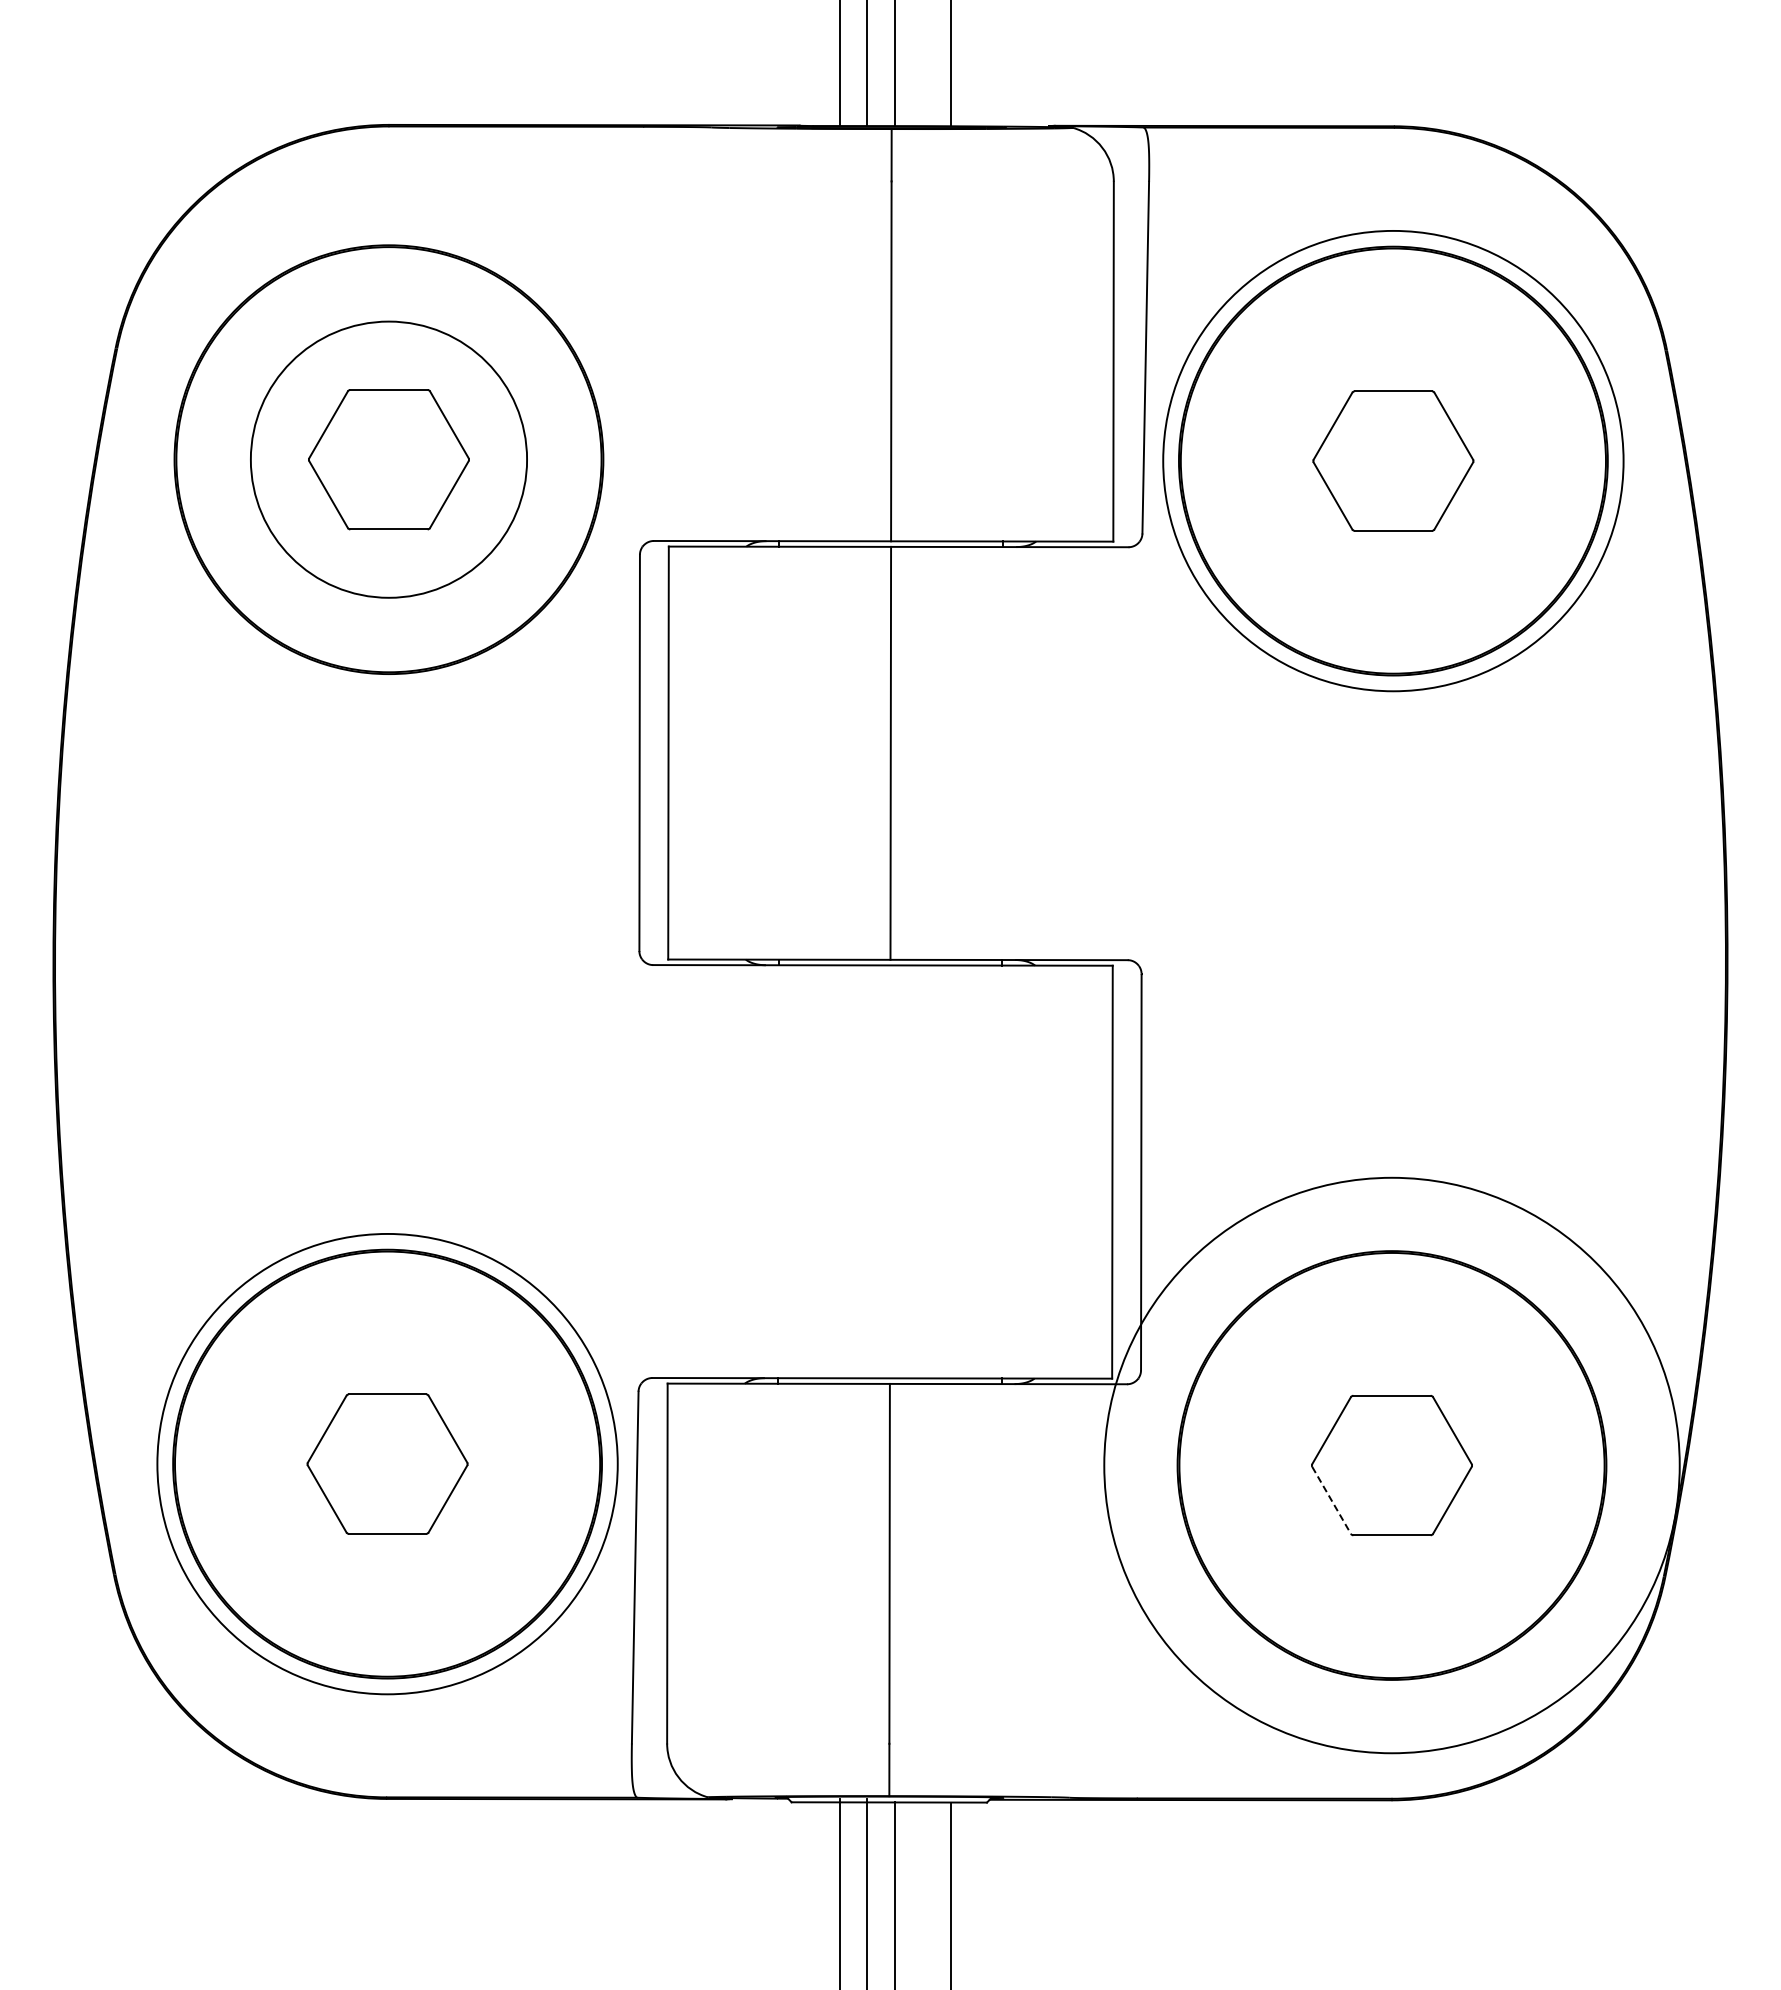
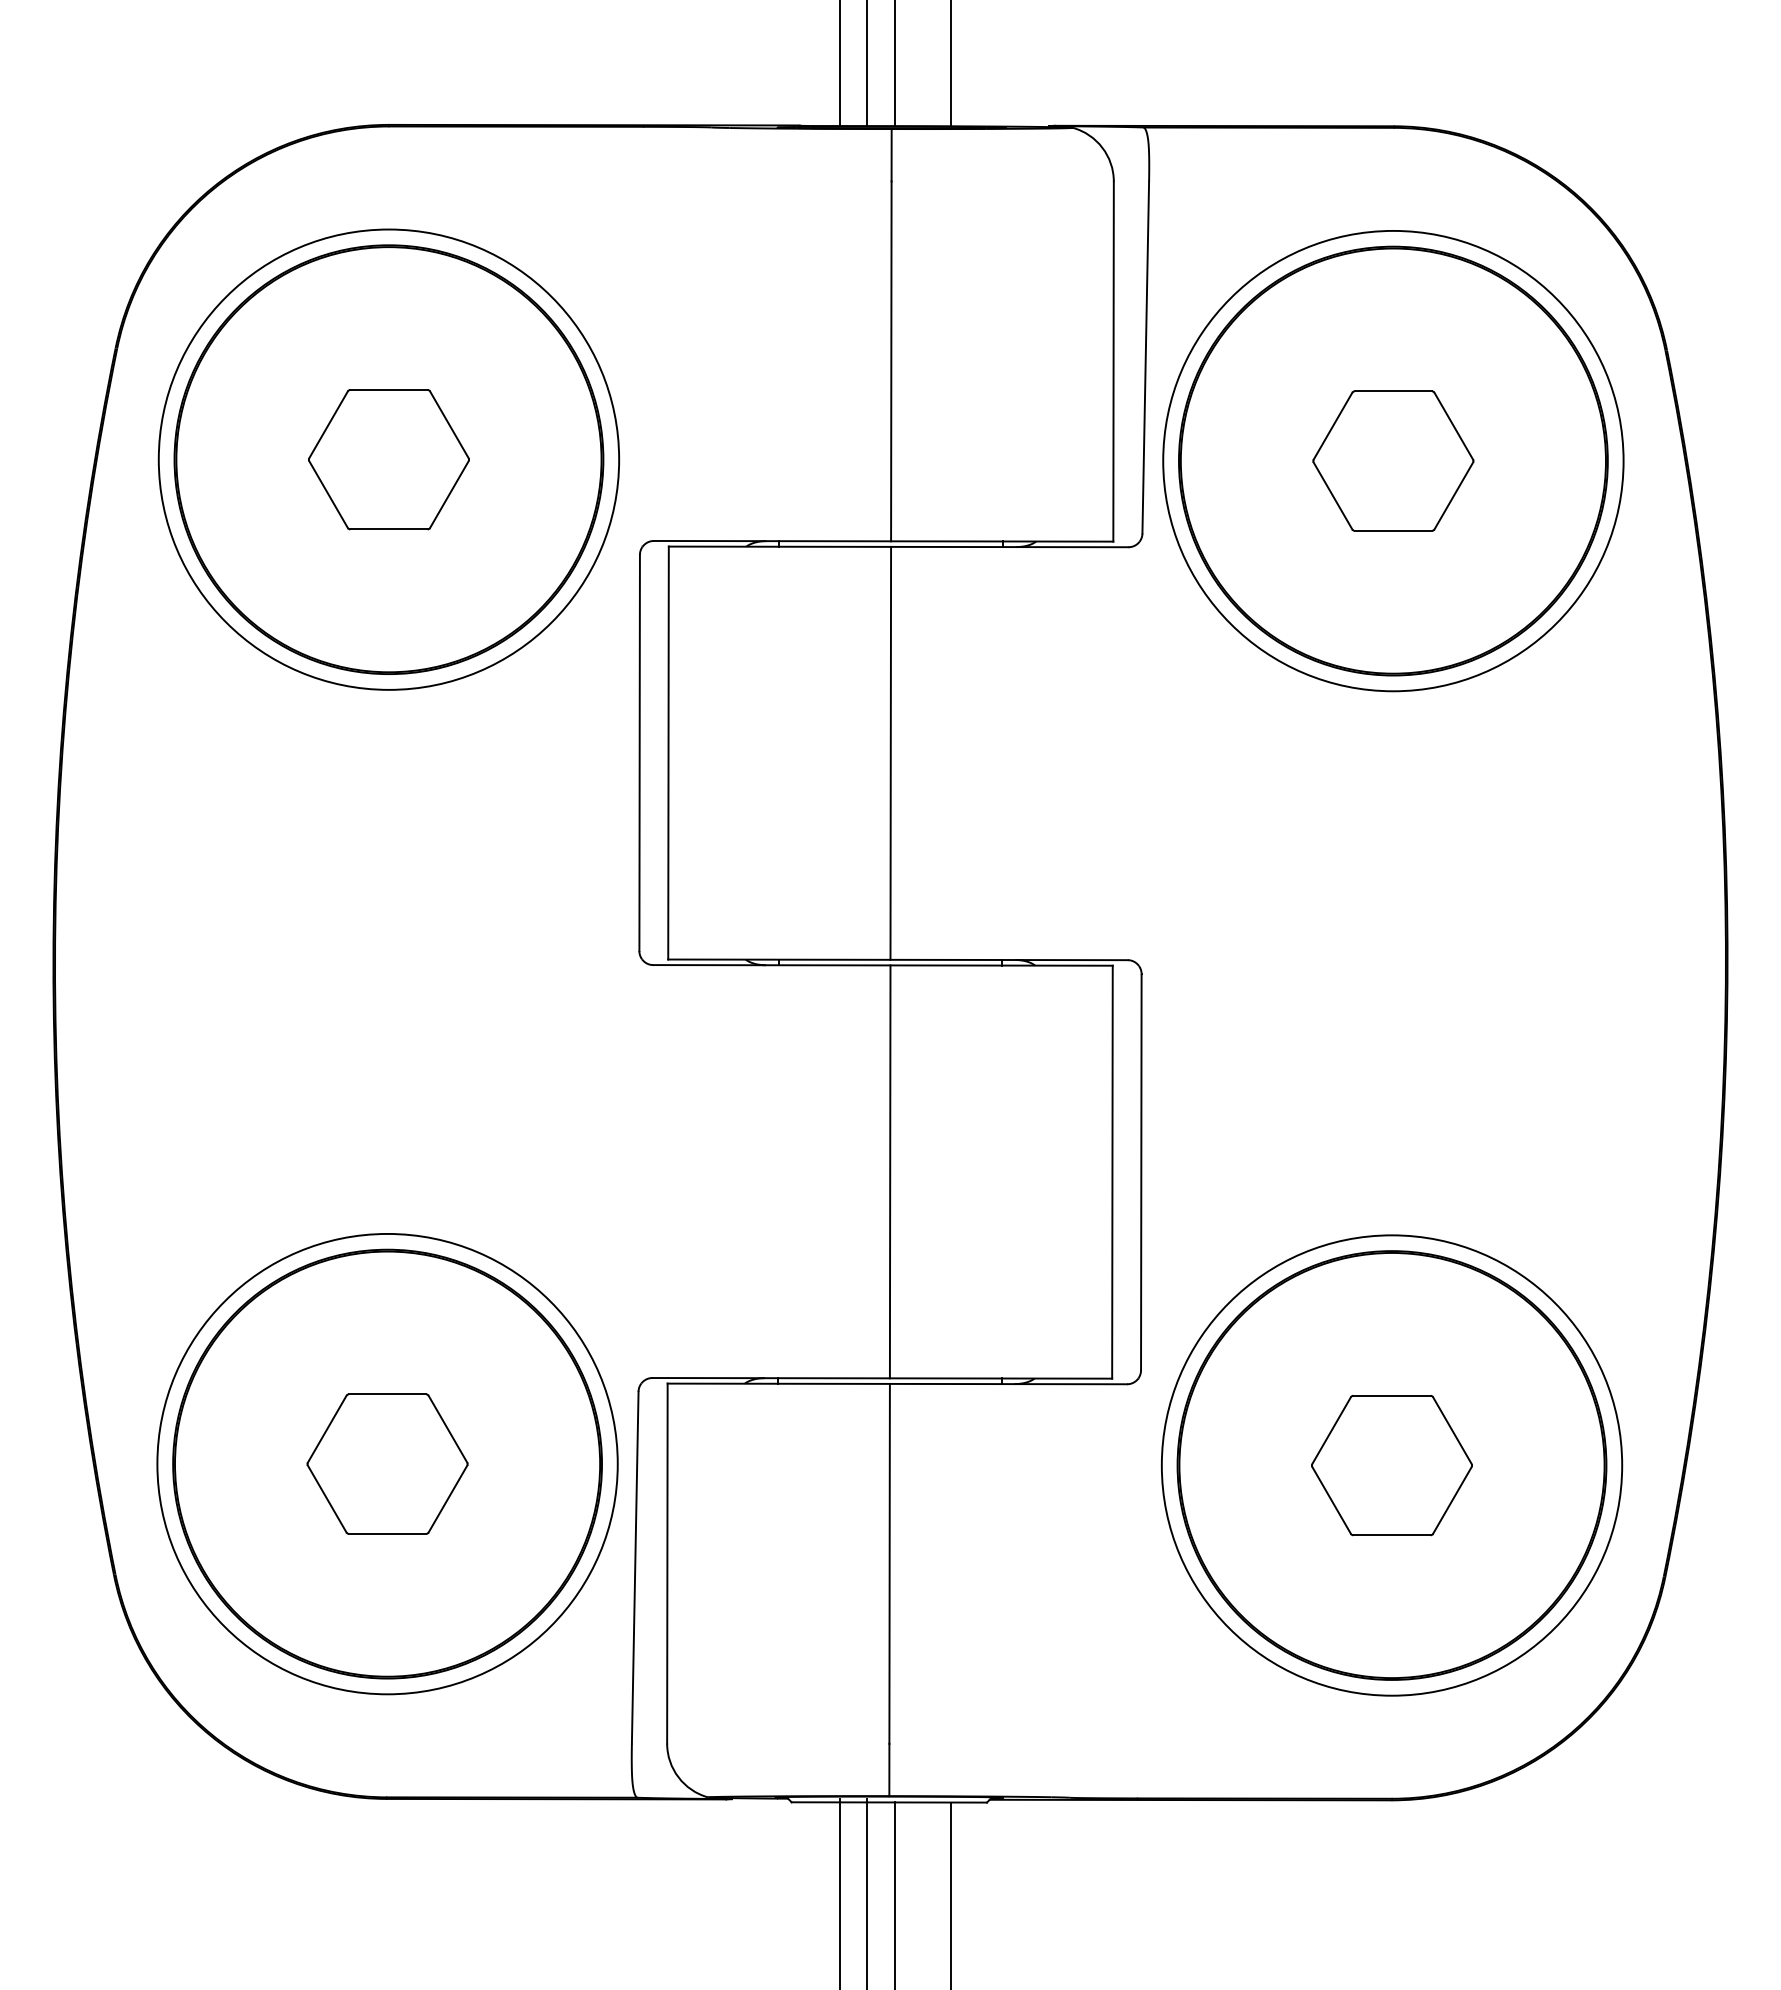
circle diameter: 276 px -> 460 px (388, 459)
line: none -> present (889, 1171)
circle diameter: 575 px -> 460 px (1391, 1465)
line: dashed -> solid (1331, 1500)
